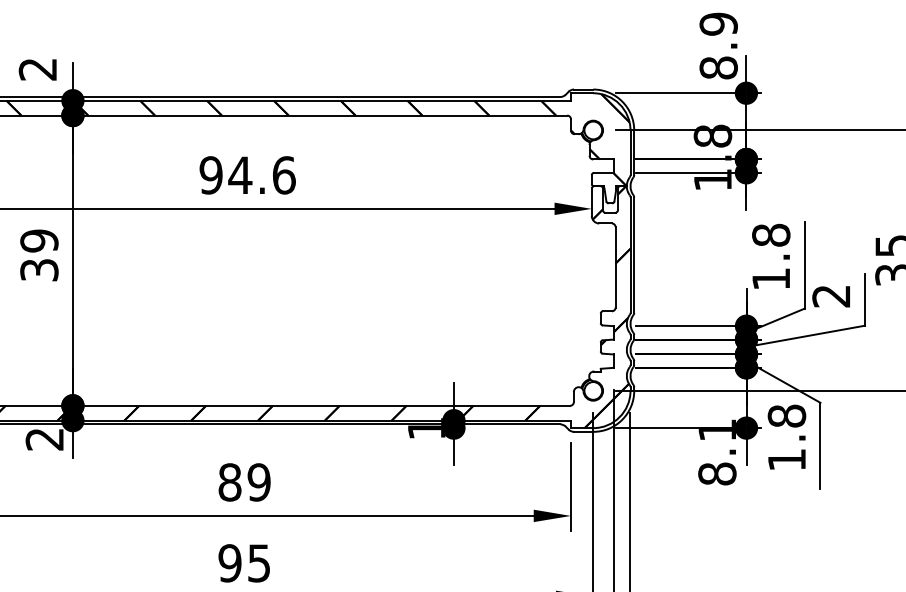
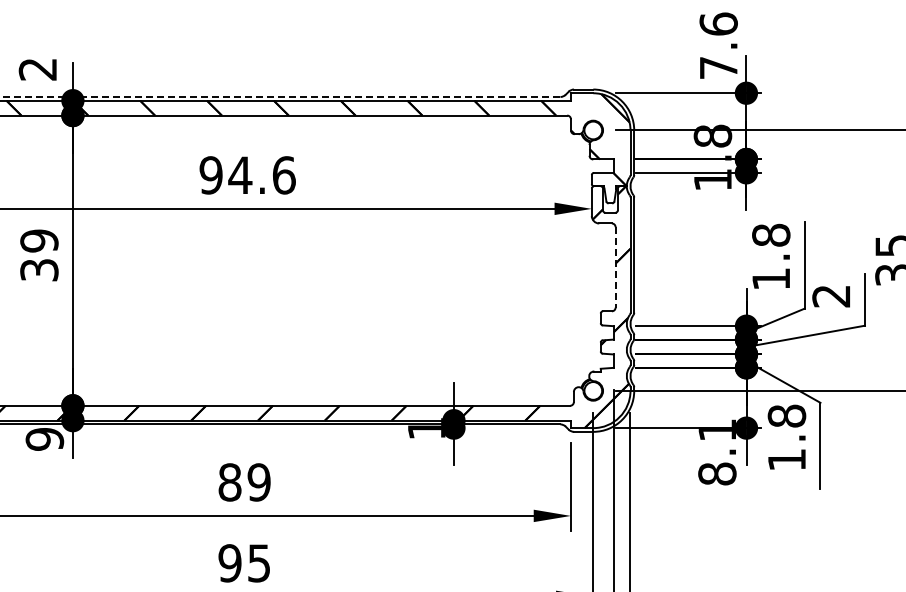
text: 8.9 -> 7.6 (718, 45)
line: solid -> dashed (279, 96)
line: solid -> dashed (615, 267)
text: 2 -> 9 (44, 439)
